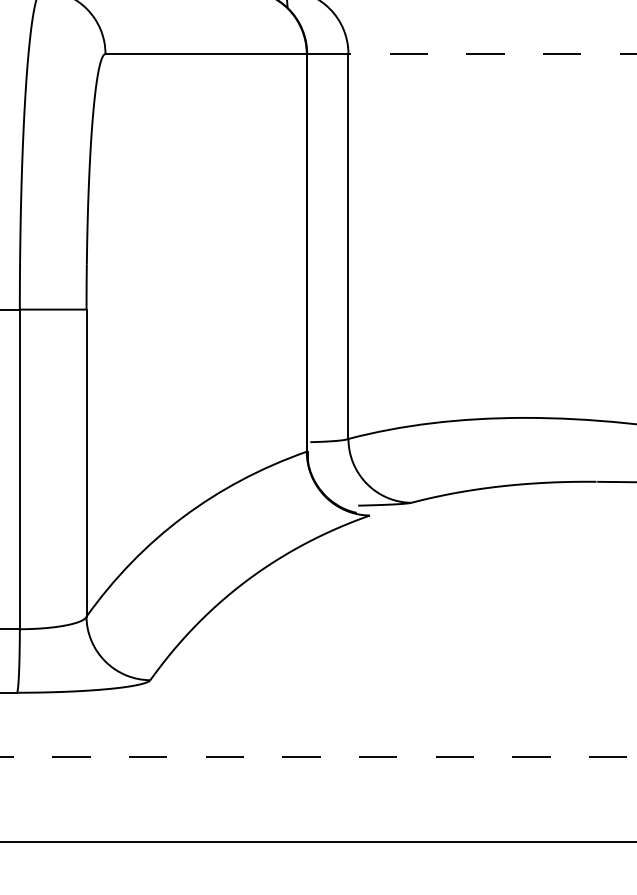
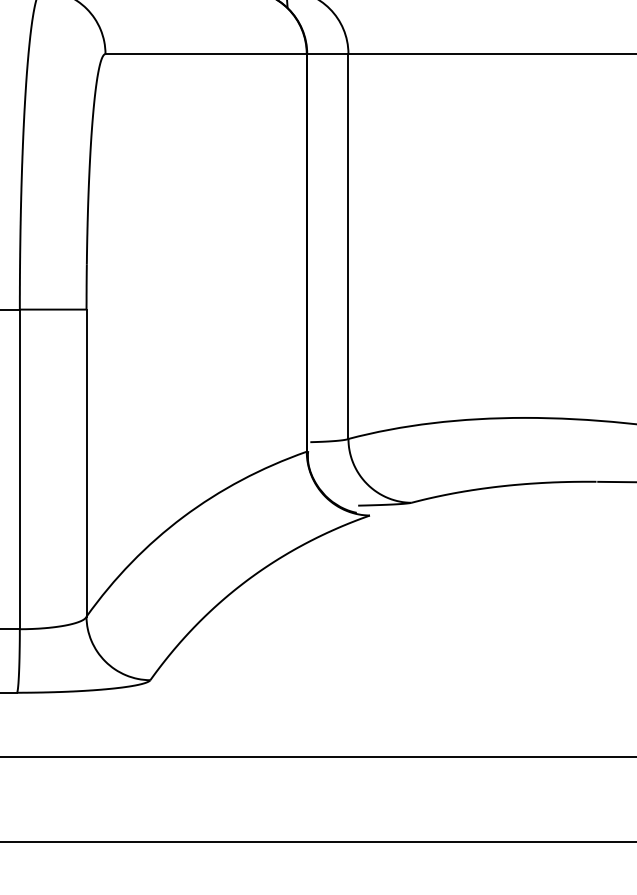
line: dashed -> solid (492, 54)
line: dashed -> solid (318, 757)
